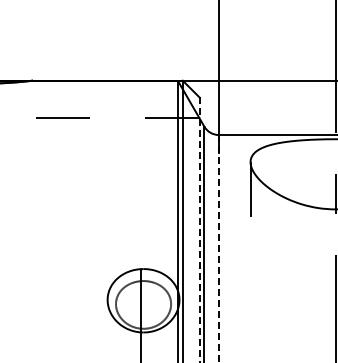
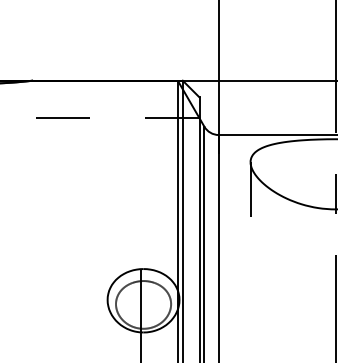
line: dashed -> solid (199, 230)
line: dashed -> solid (218, 248)
